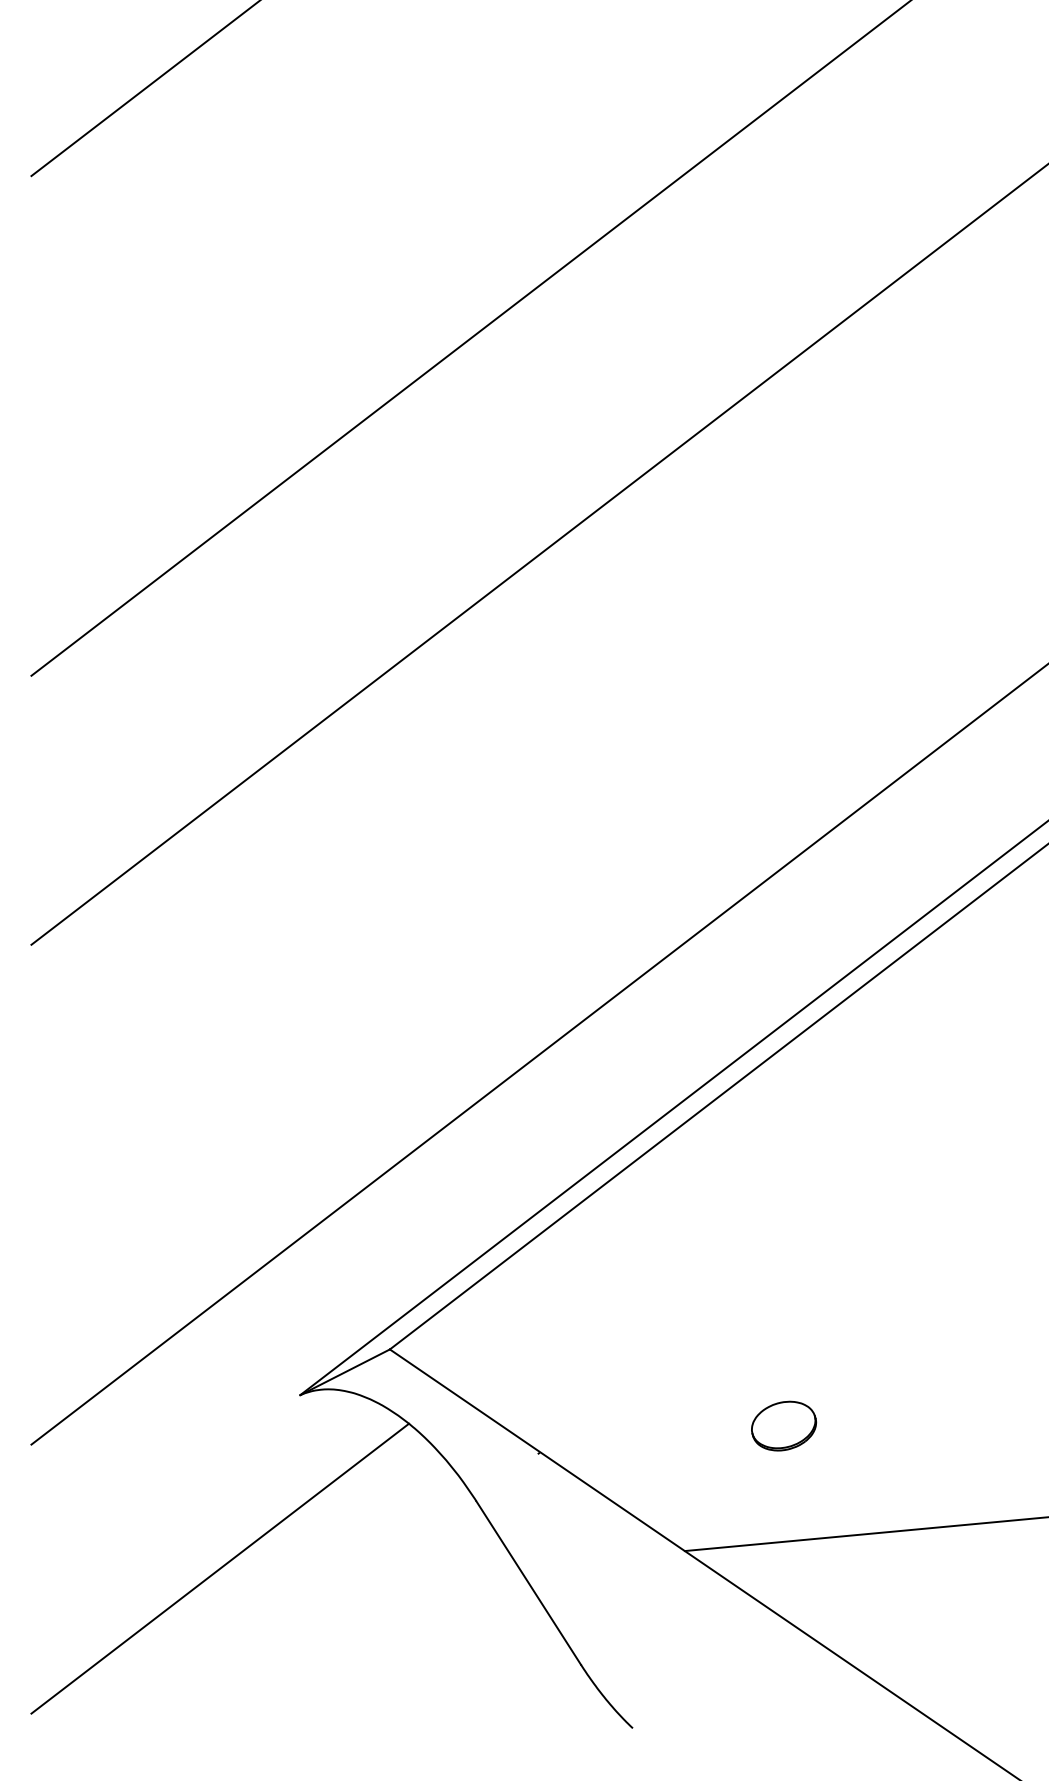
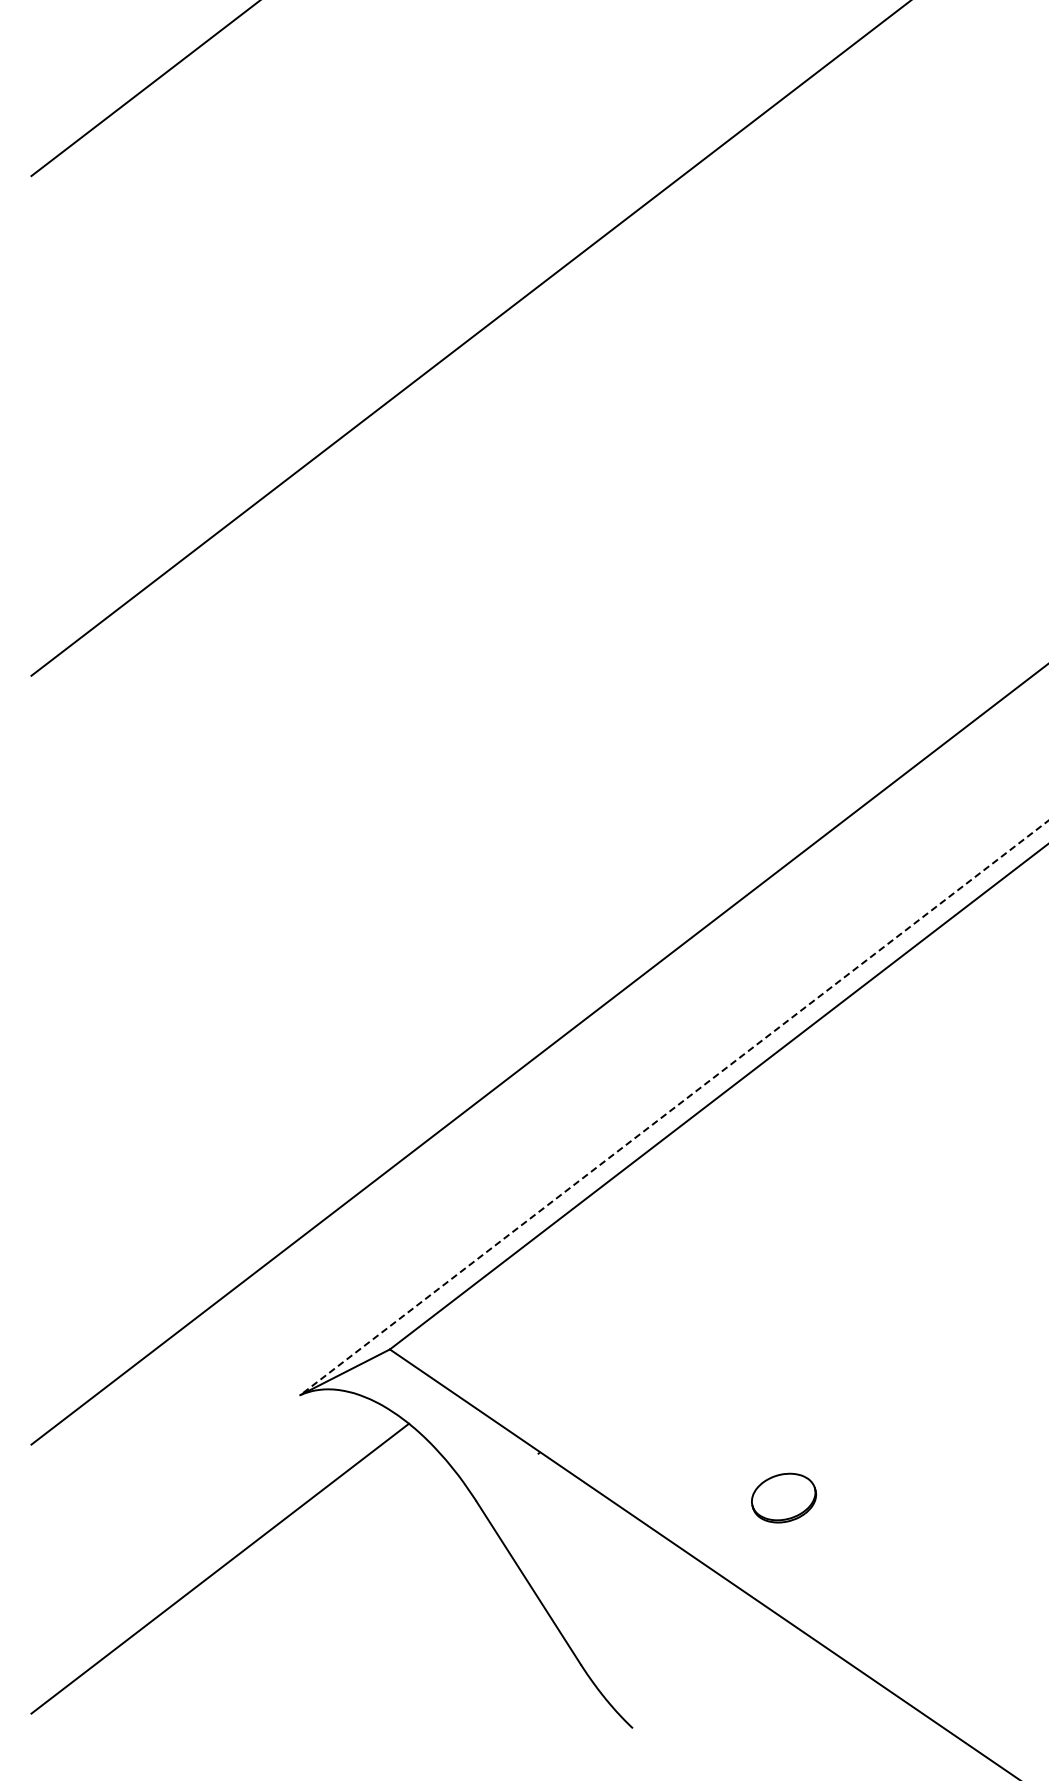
line: present -> none (538, 555)
line: solid -> dashed (674, 1107)
part position: (784, 1425) -> (784, 1497) (784, 1497)
line: present -> none (864, 1534)
